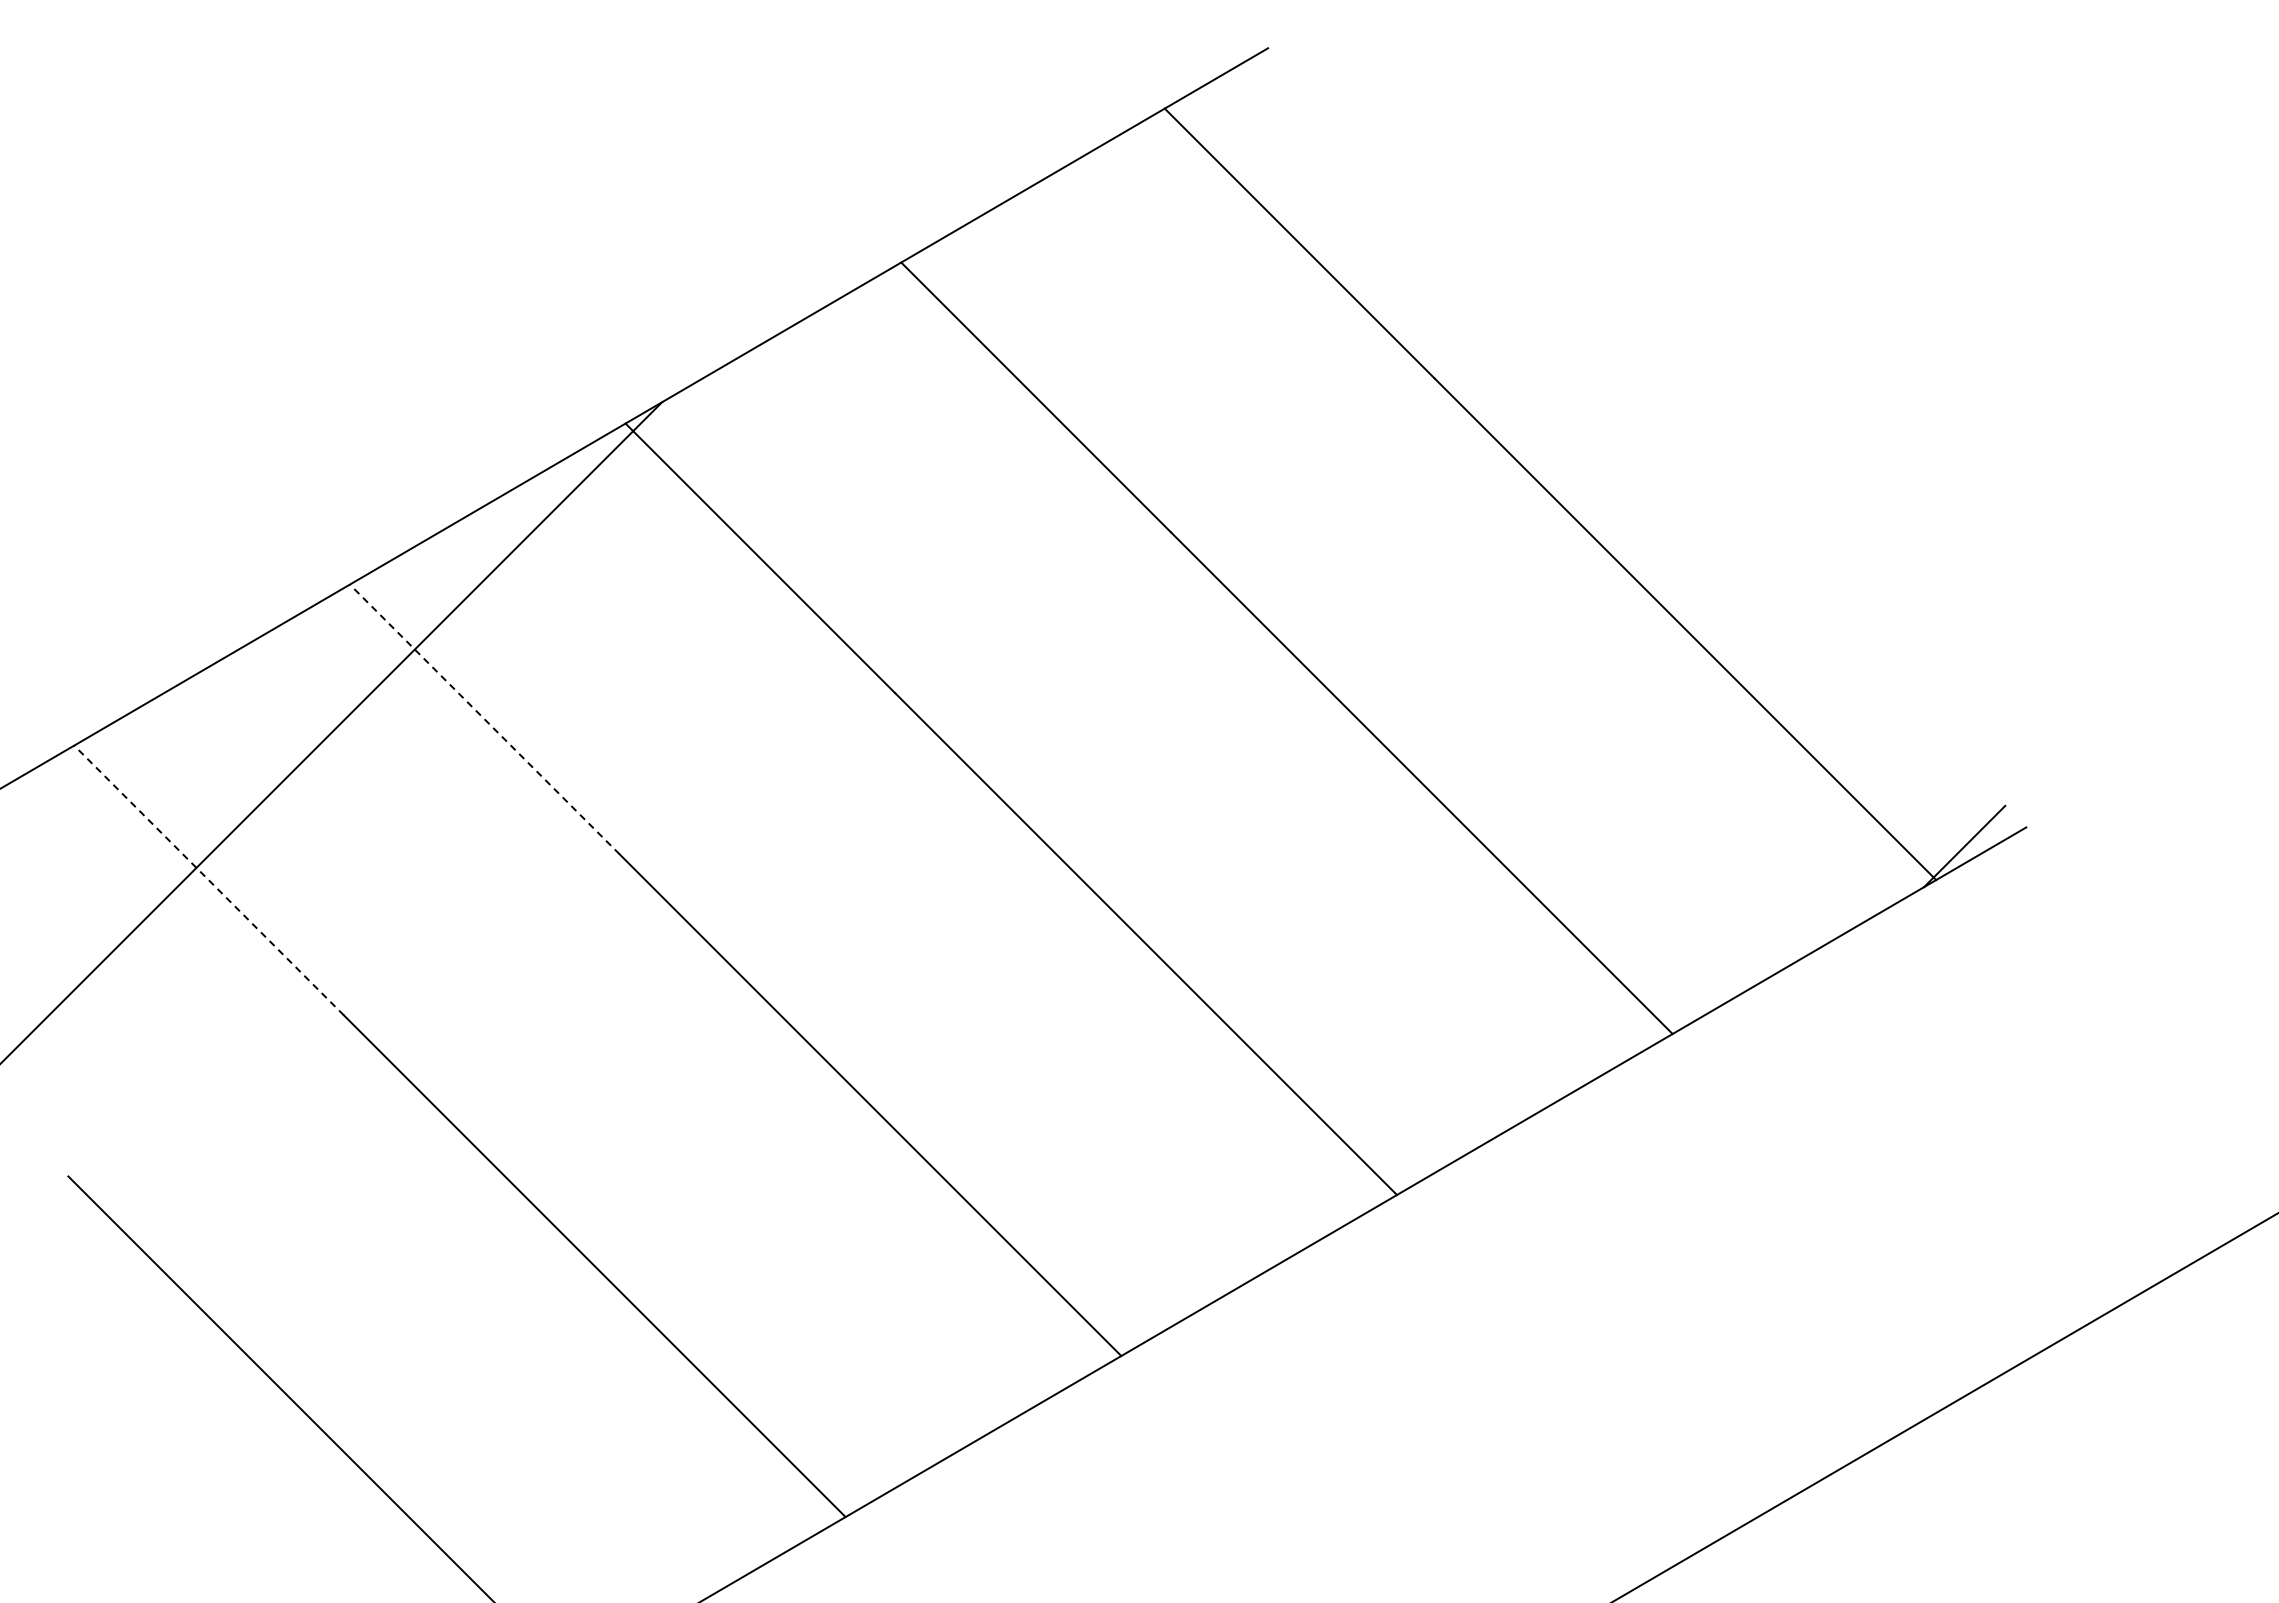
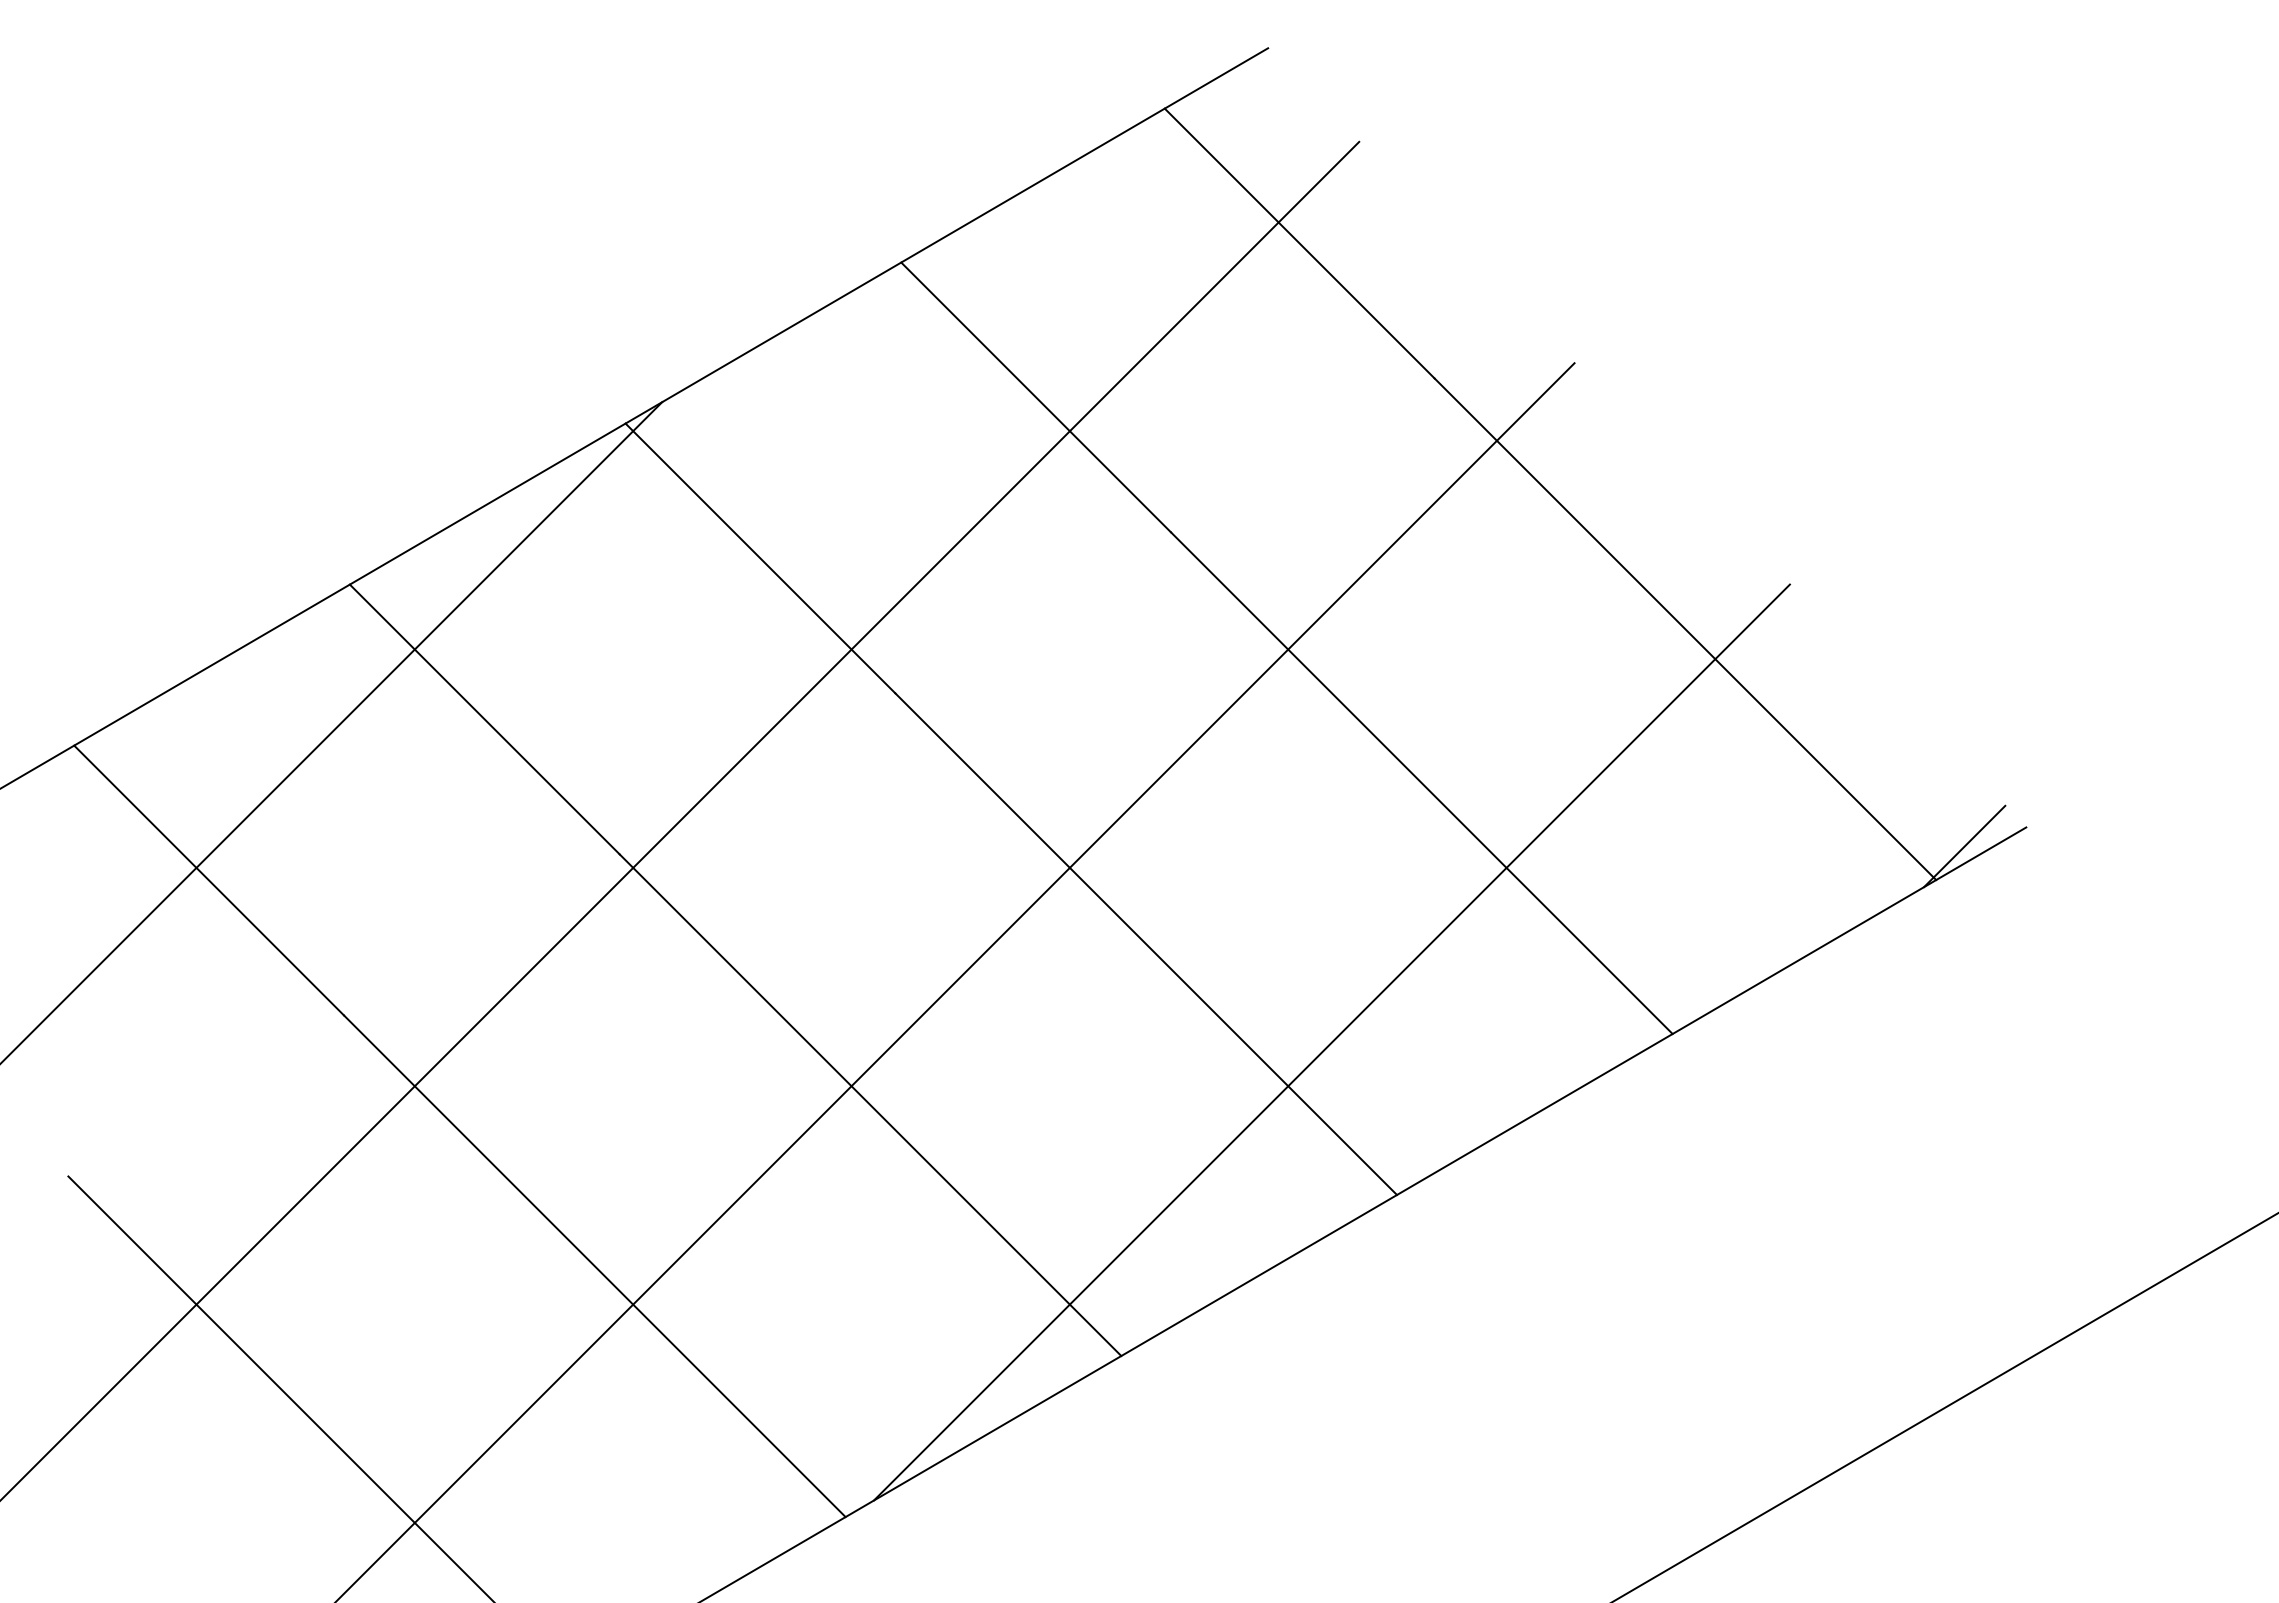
line: dashed -> solid (484, 719)
line: none -> present (680, 819)
line: dashed -> solid (209, 880)
line: none -> present (956, 981)
line: none -> present (1331, 1042)
